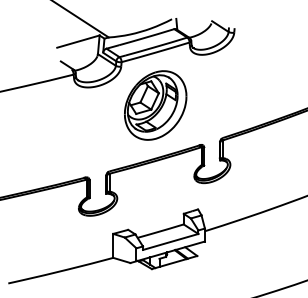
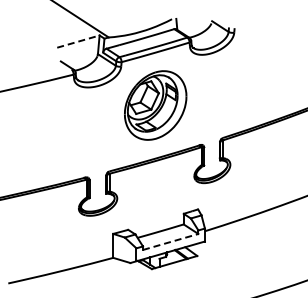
line: solid -> dashed (78, 41)
line: solid -> dashed (170, 241)
